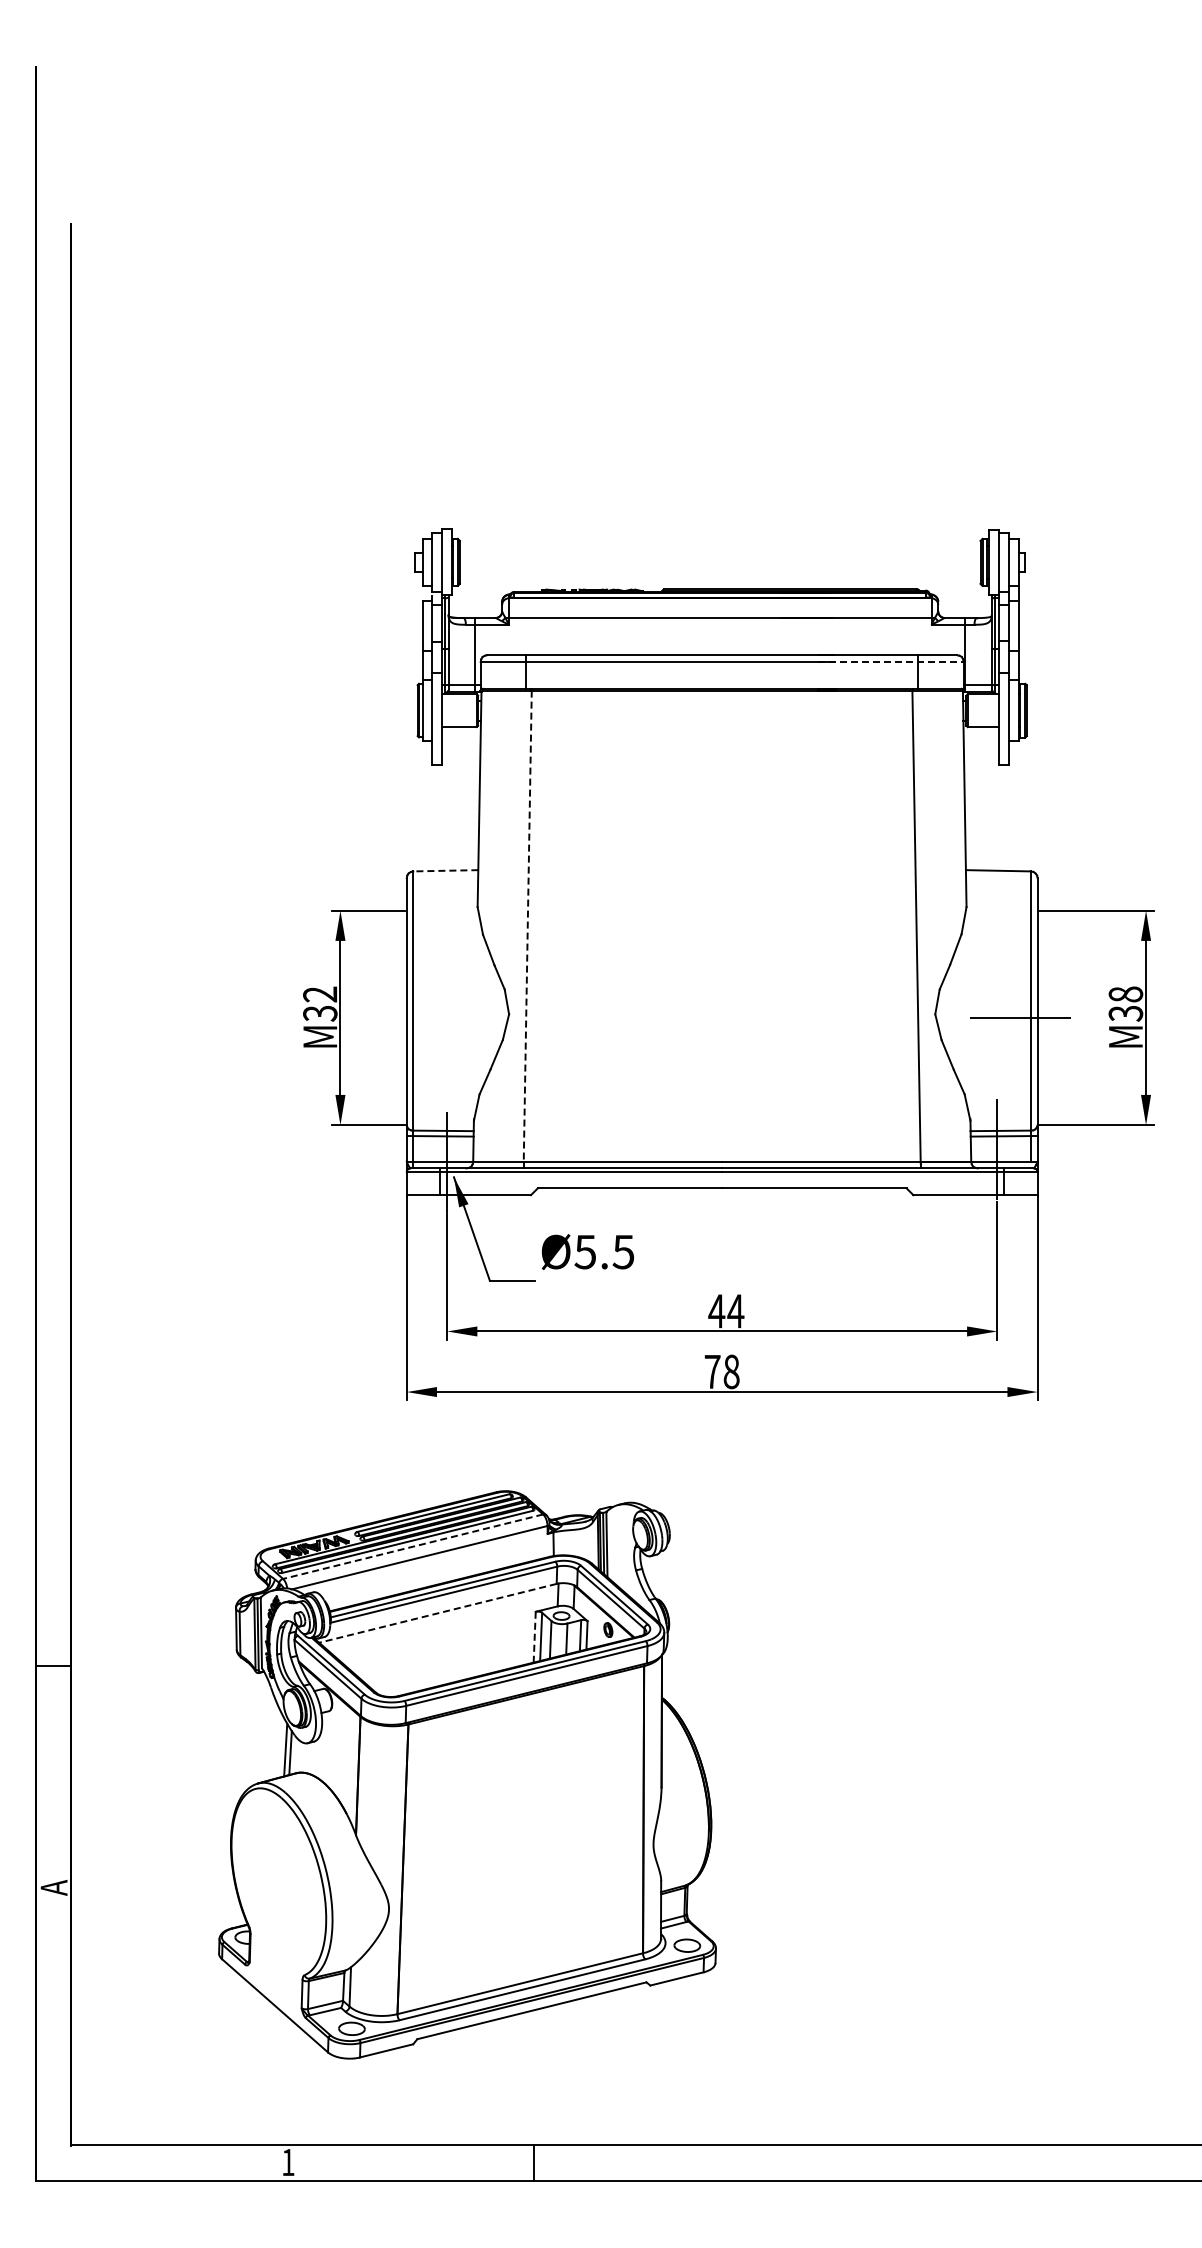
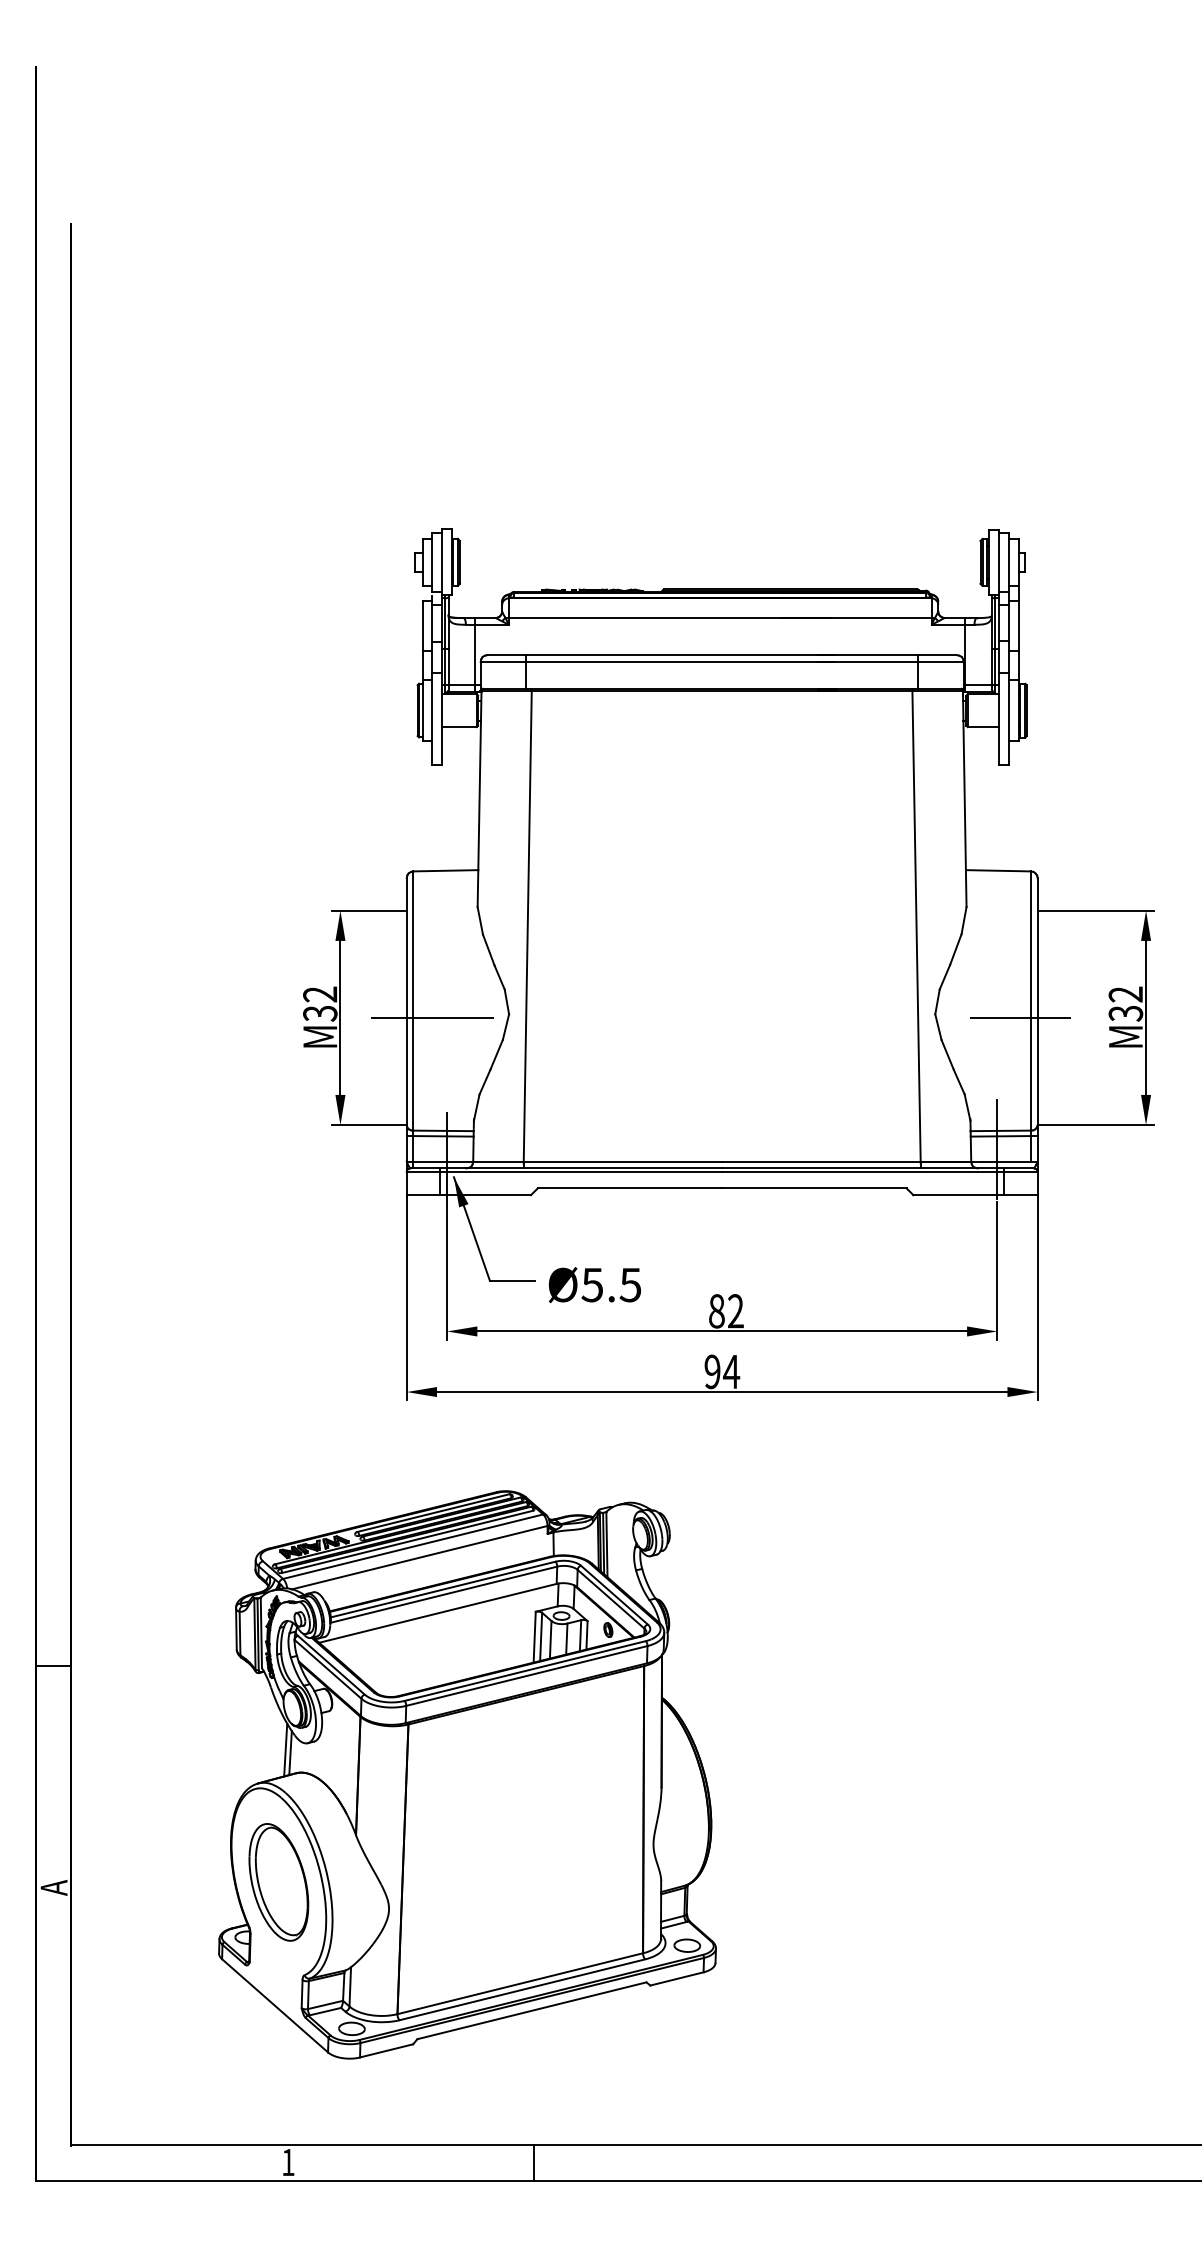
line: dashed -> solid (890, 661)
line: dashed -> solid (445, 870)
line: dashed -> solid (527, 927)
text: M38 -> M32 (1125, 994)
line: none -> present (432, 1018)
text position: (587, 1251) -> (594, 1284) (594, 1284)
text: 44 -> 82 (726, 1311)
text: 78 -> 94 (722, 1371)
line: dashed -> solid (413, 1546)
line: dashed -> solid (437, 1613)
line: dashed -> solid (534, 1637)
part: none -> present (278, 1882)
